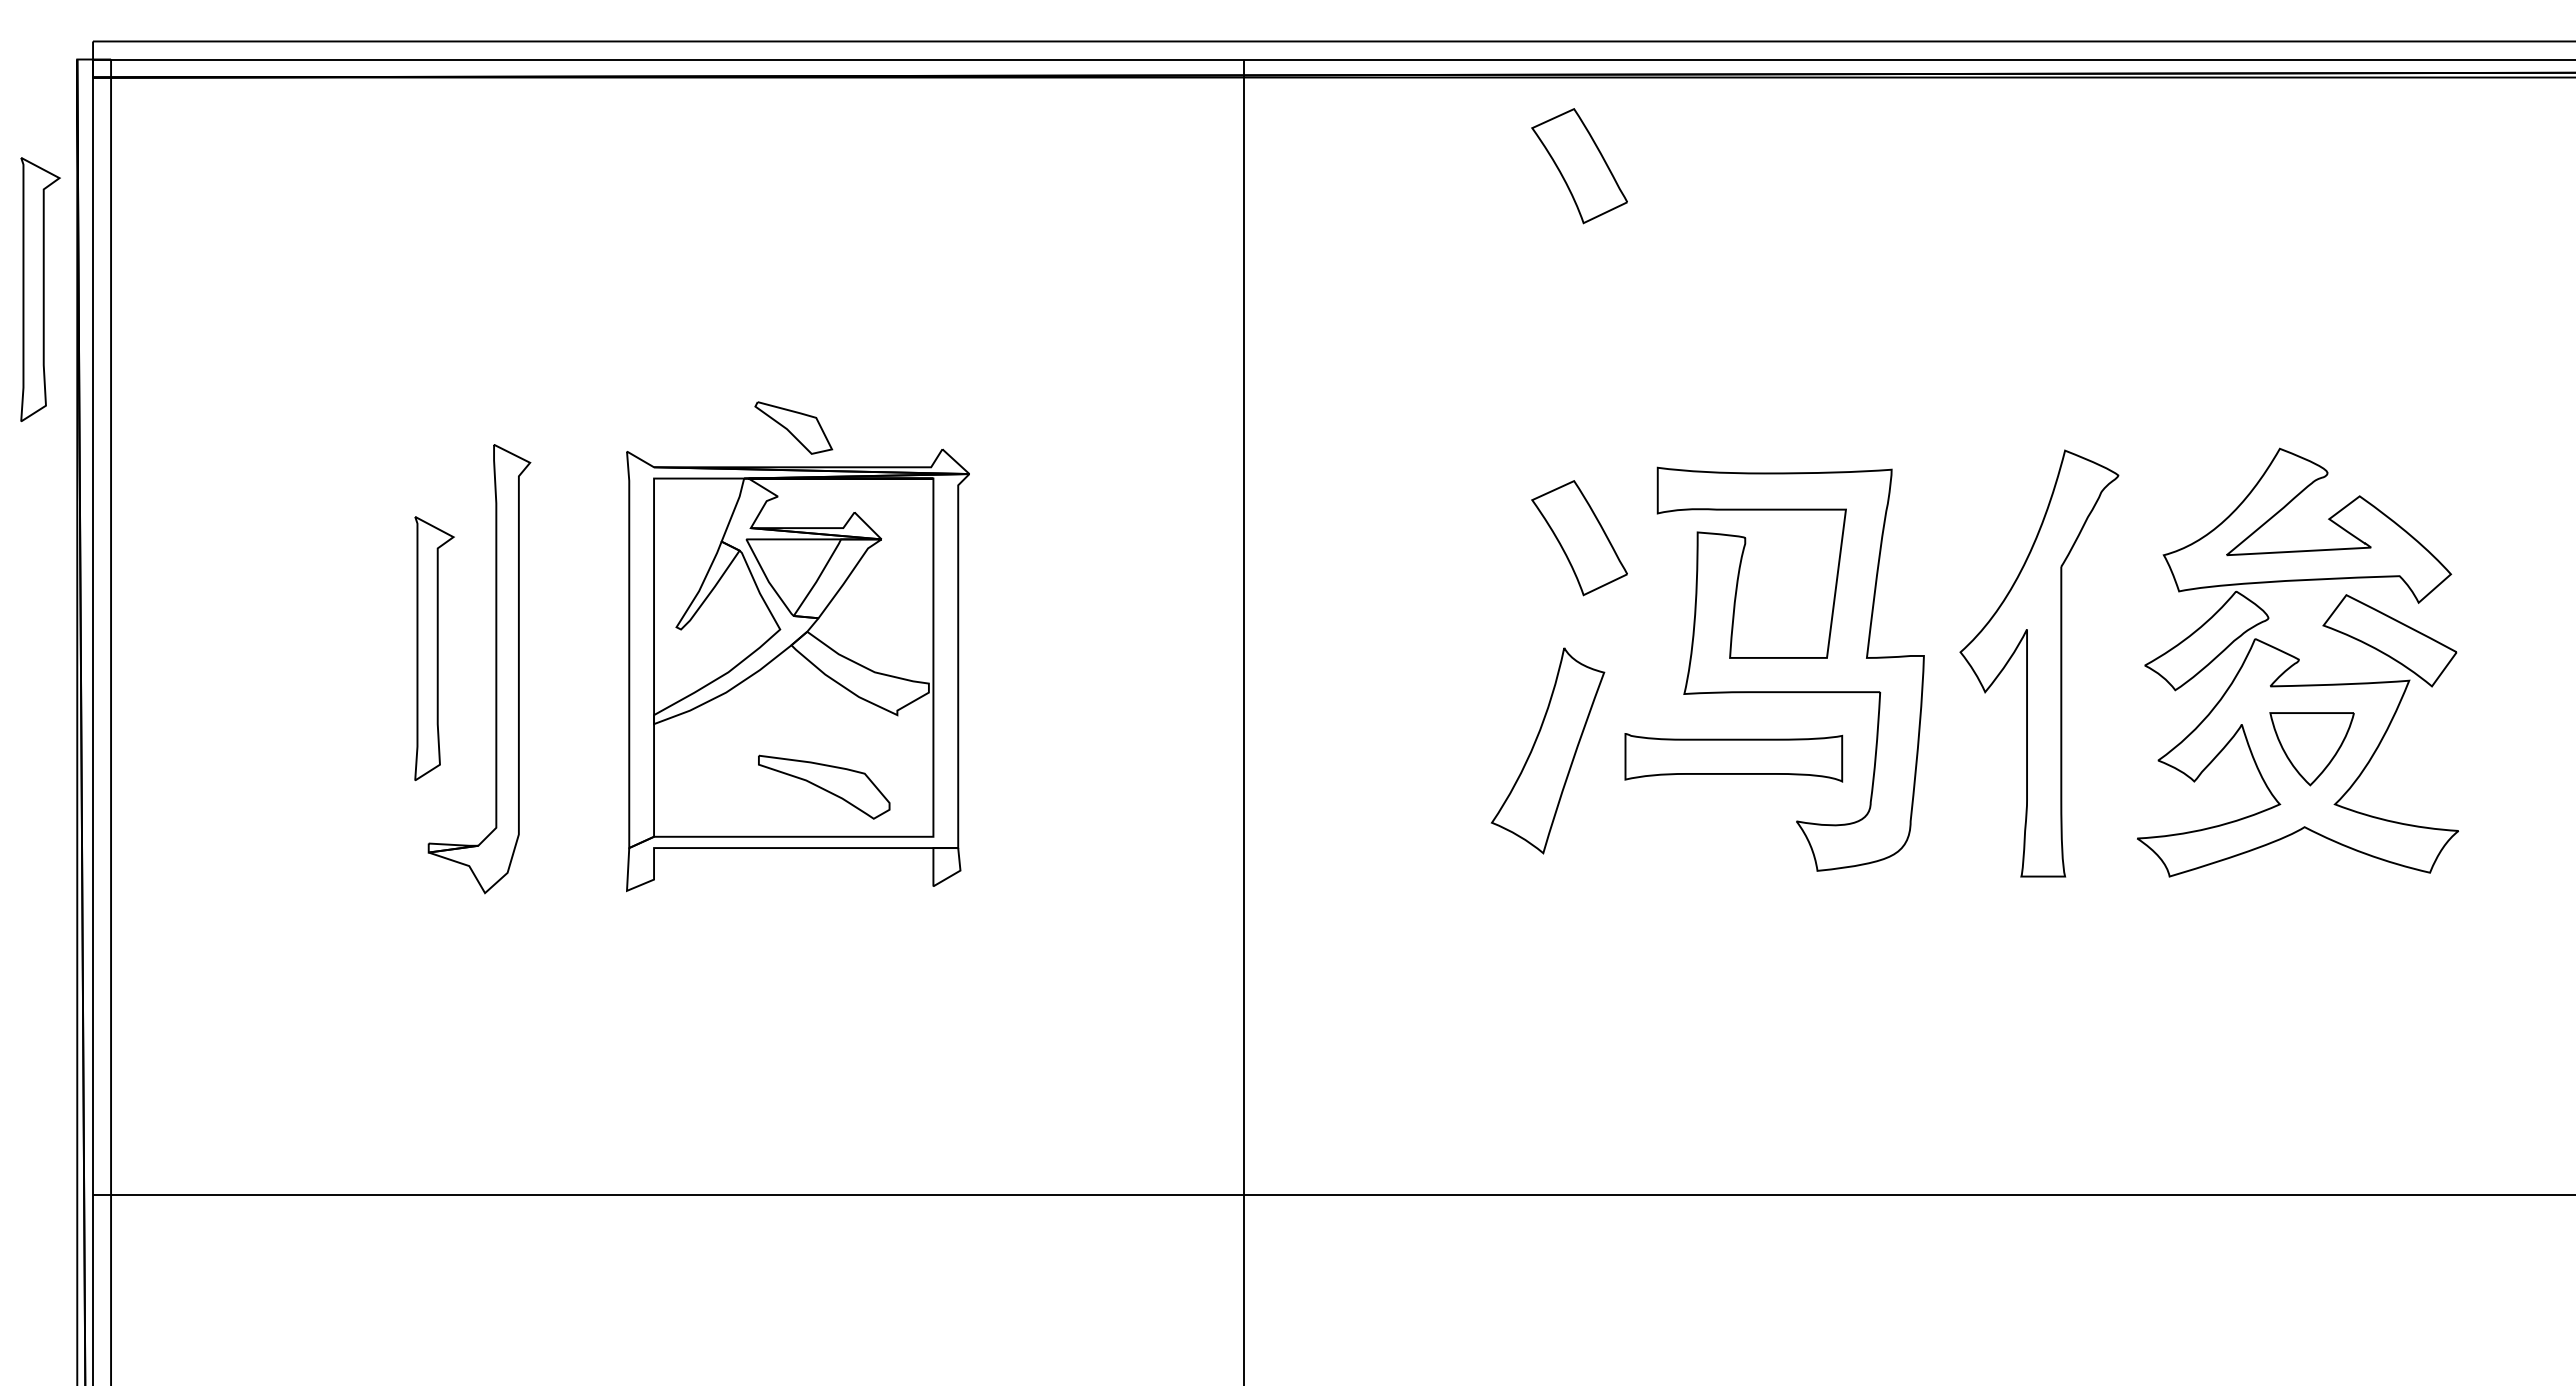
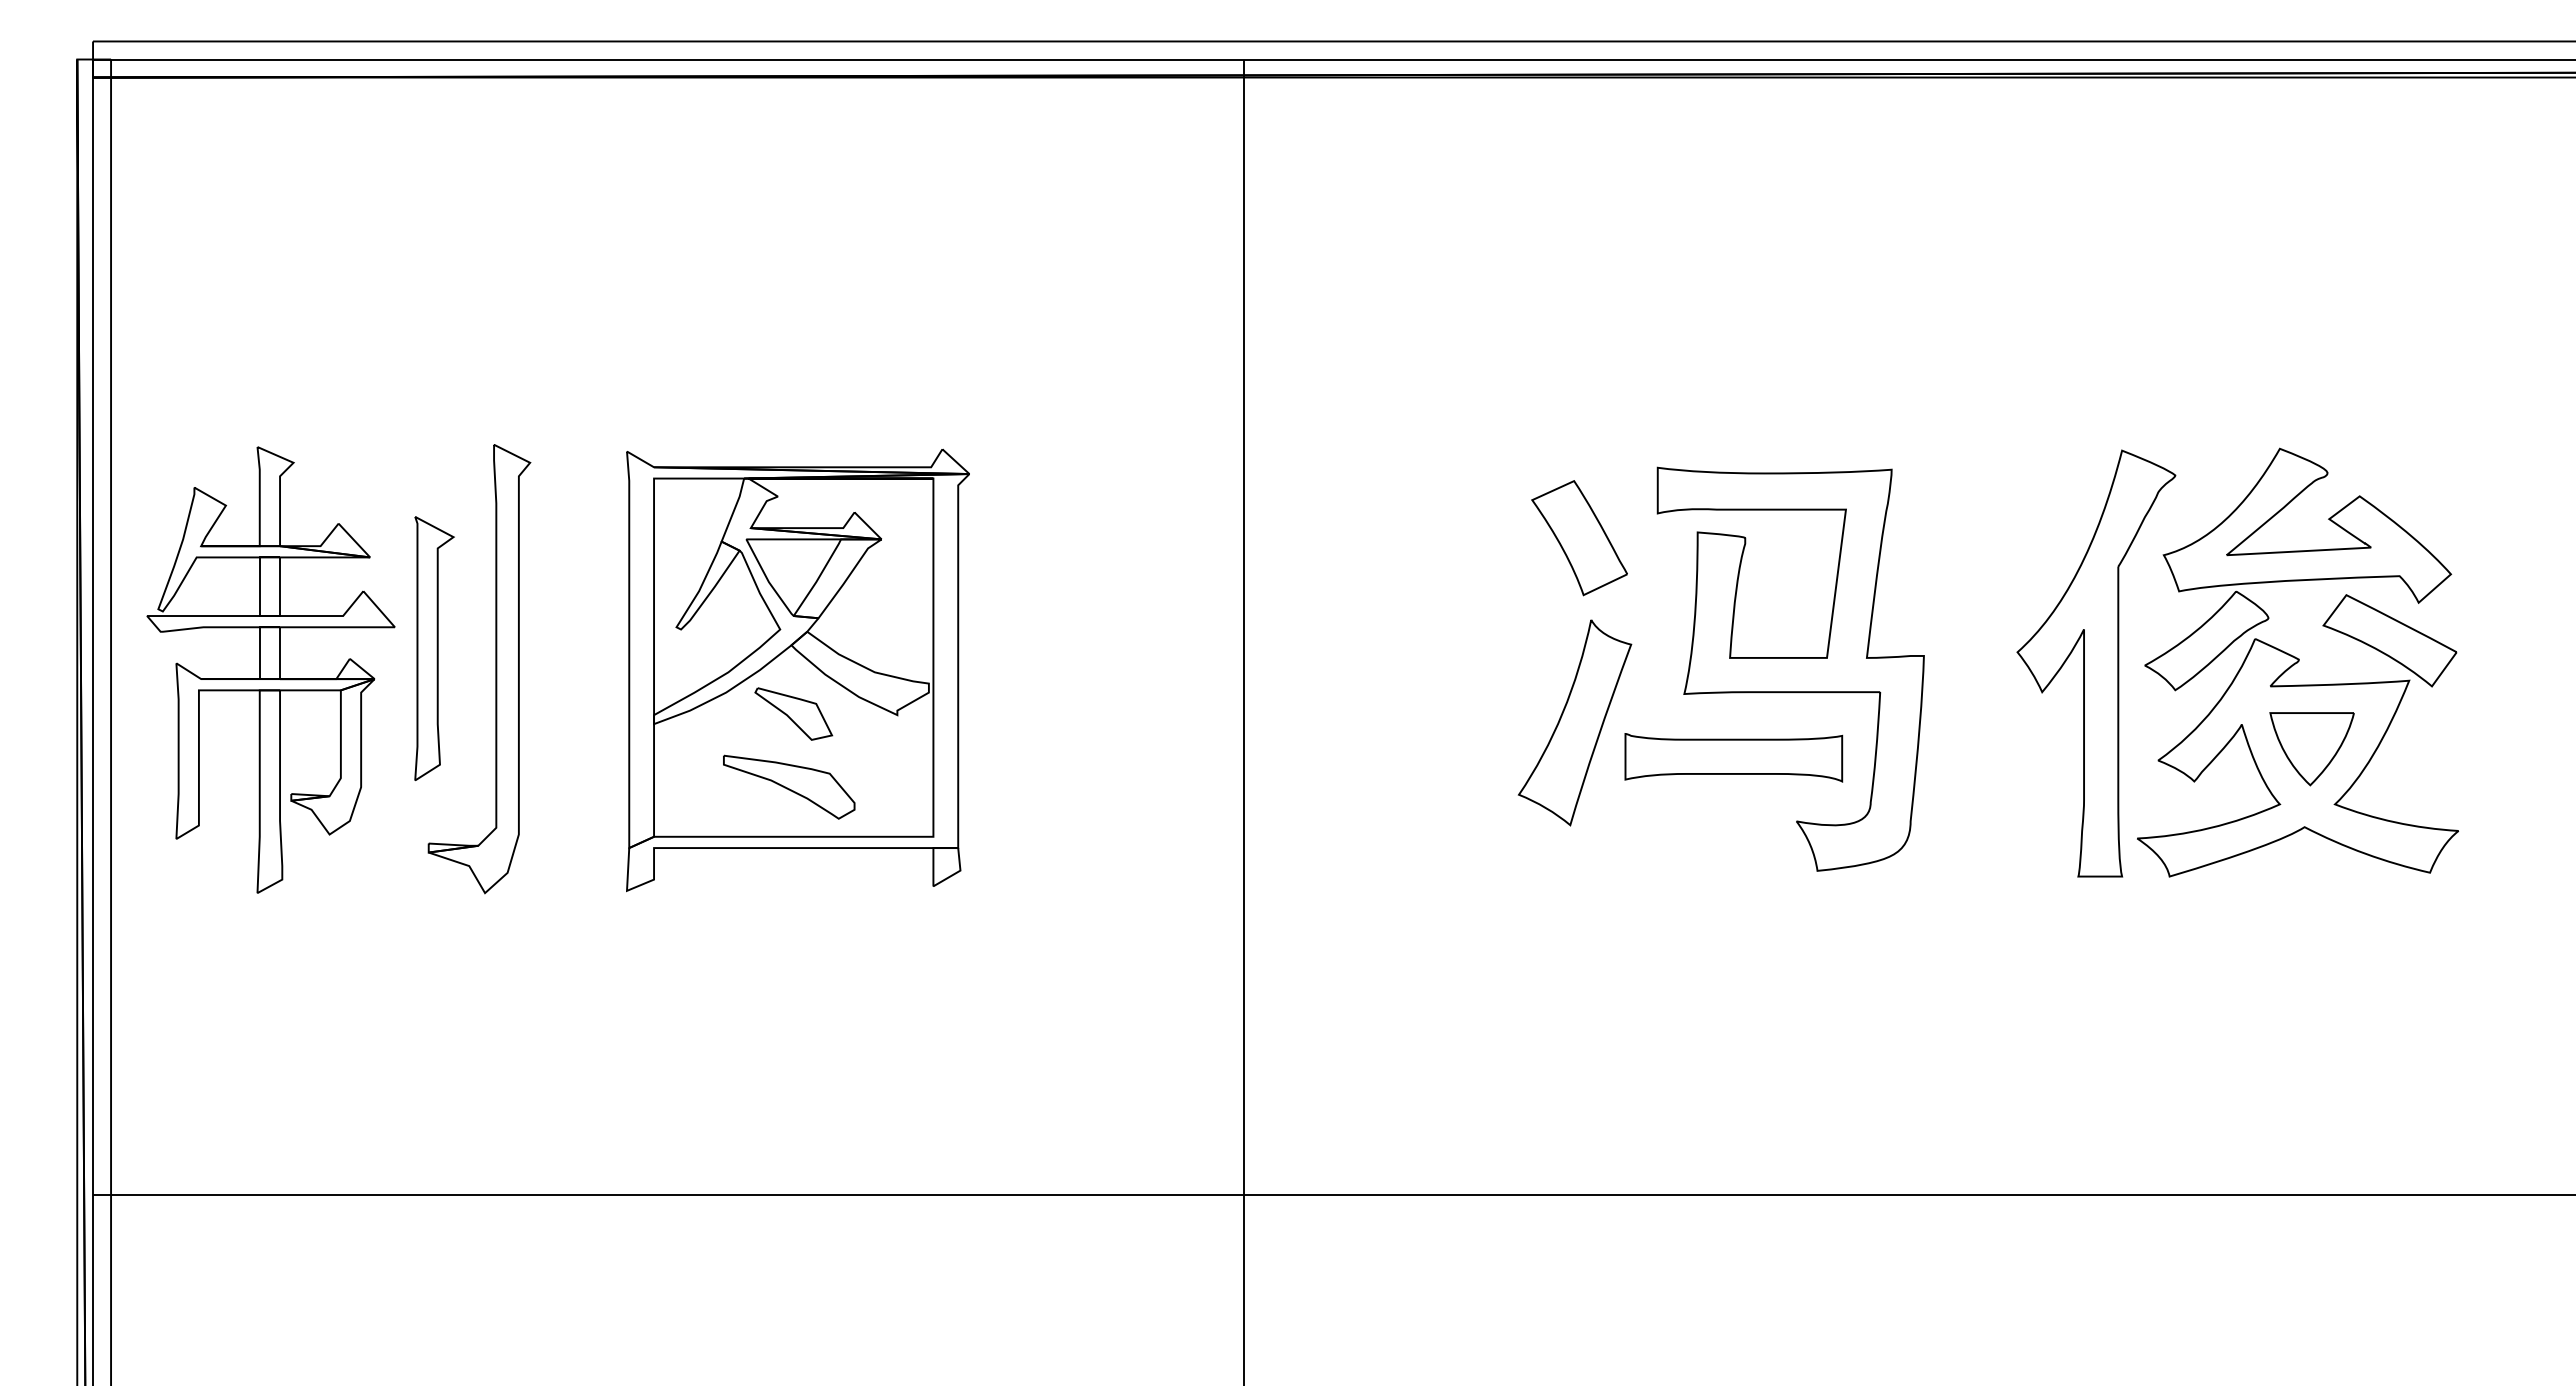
part: present -> none (1579, 166)
part: present -> none (40, 289)
part position: (793, 427) -> (793, 713) (793, 713)
part position: (2039, 663) -> (2096, 663) (2096, 663)
part: none -> present (270, 669)
part position: (1547, 750) -> (1574, 722) (1574, 722)
part position: (824, 786) -> (789, 786) (789, 786)
